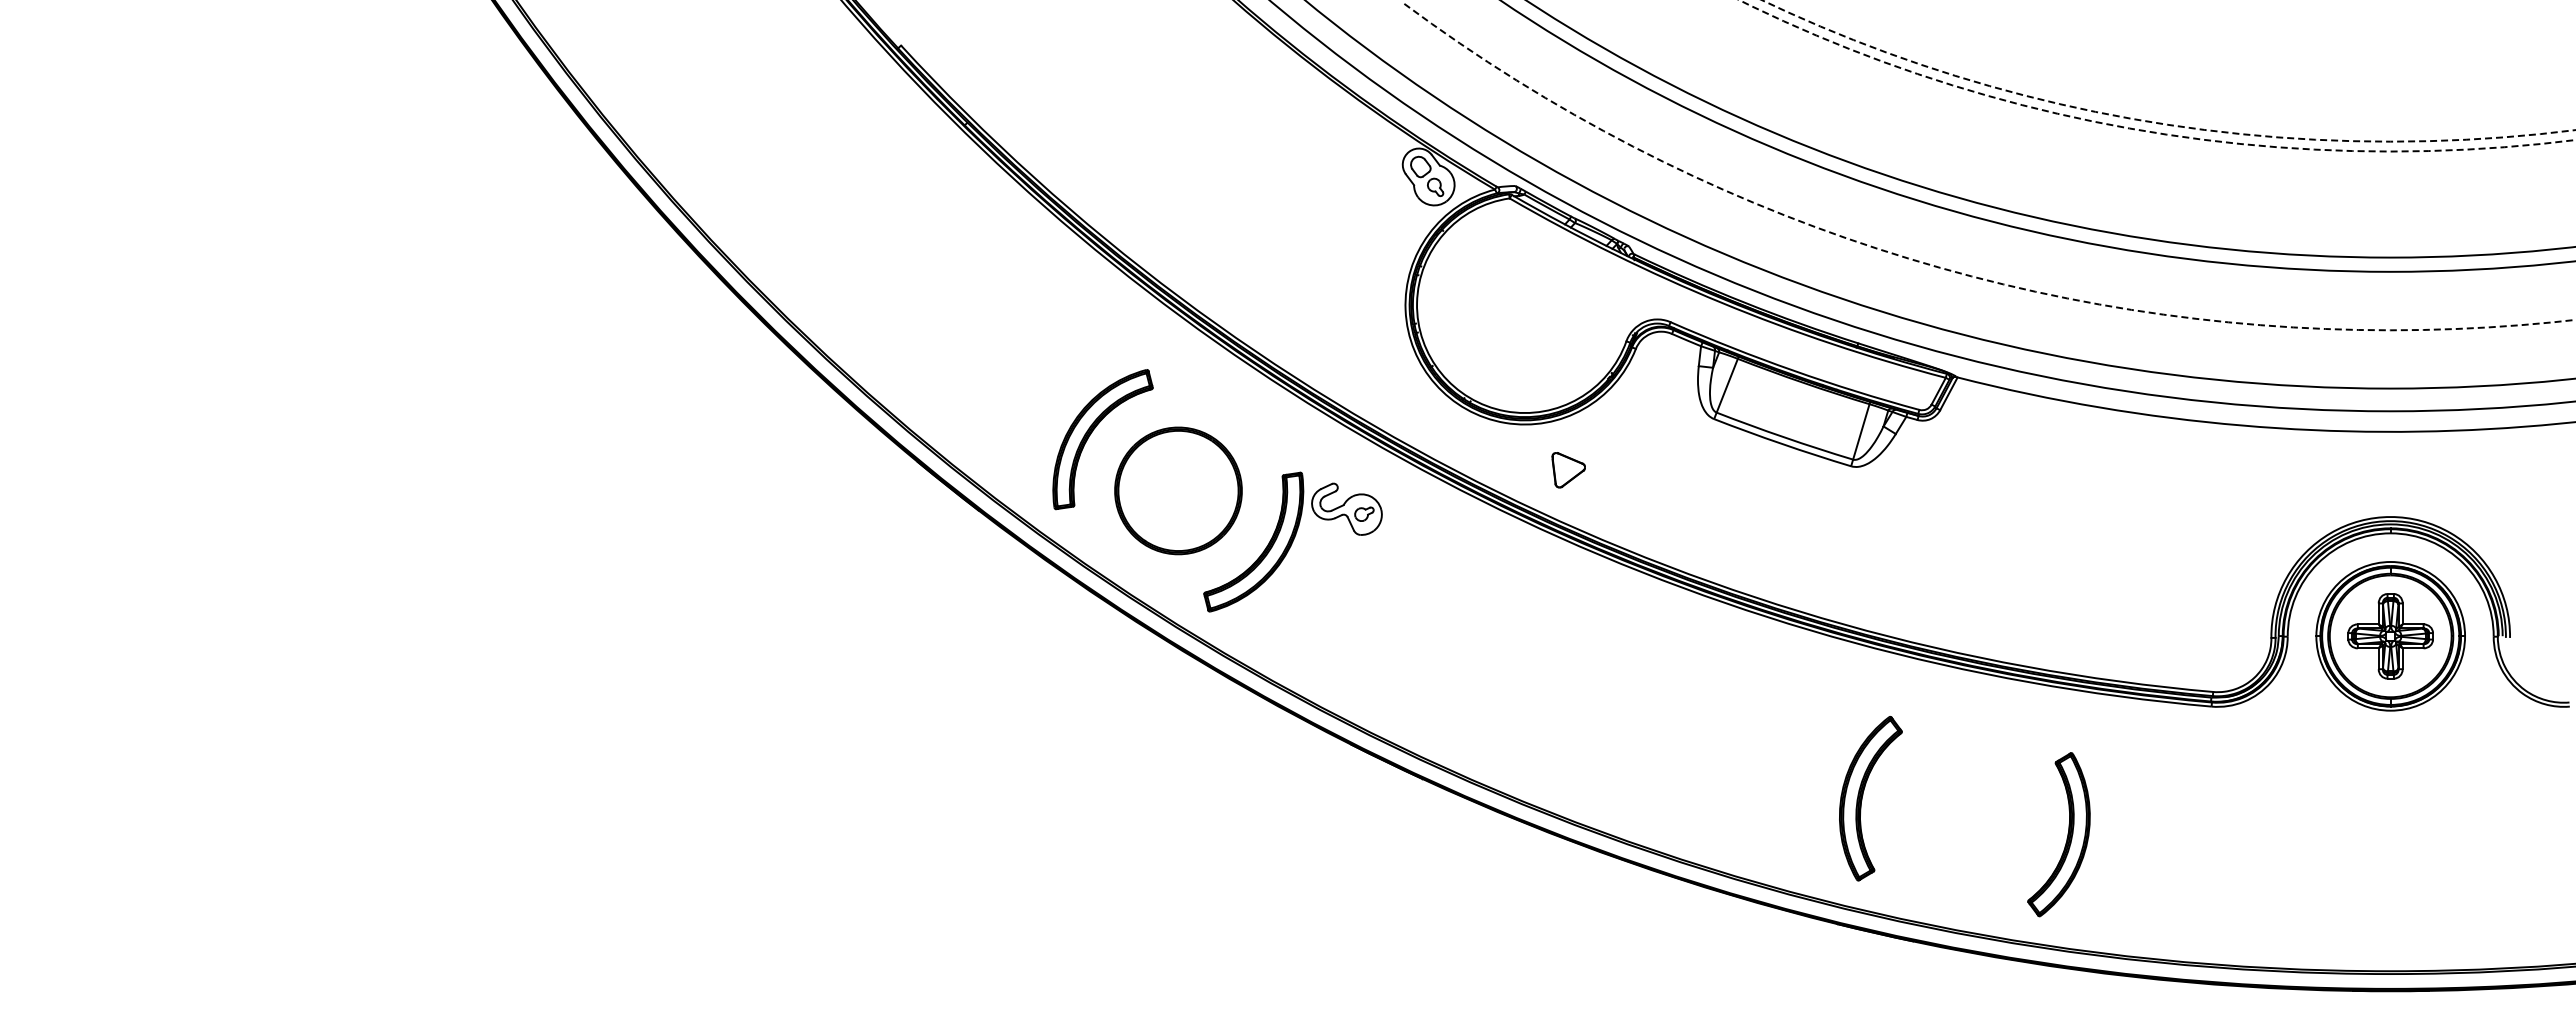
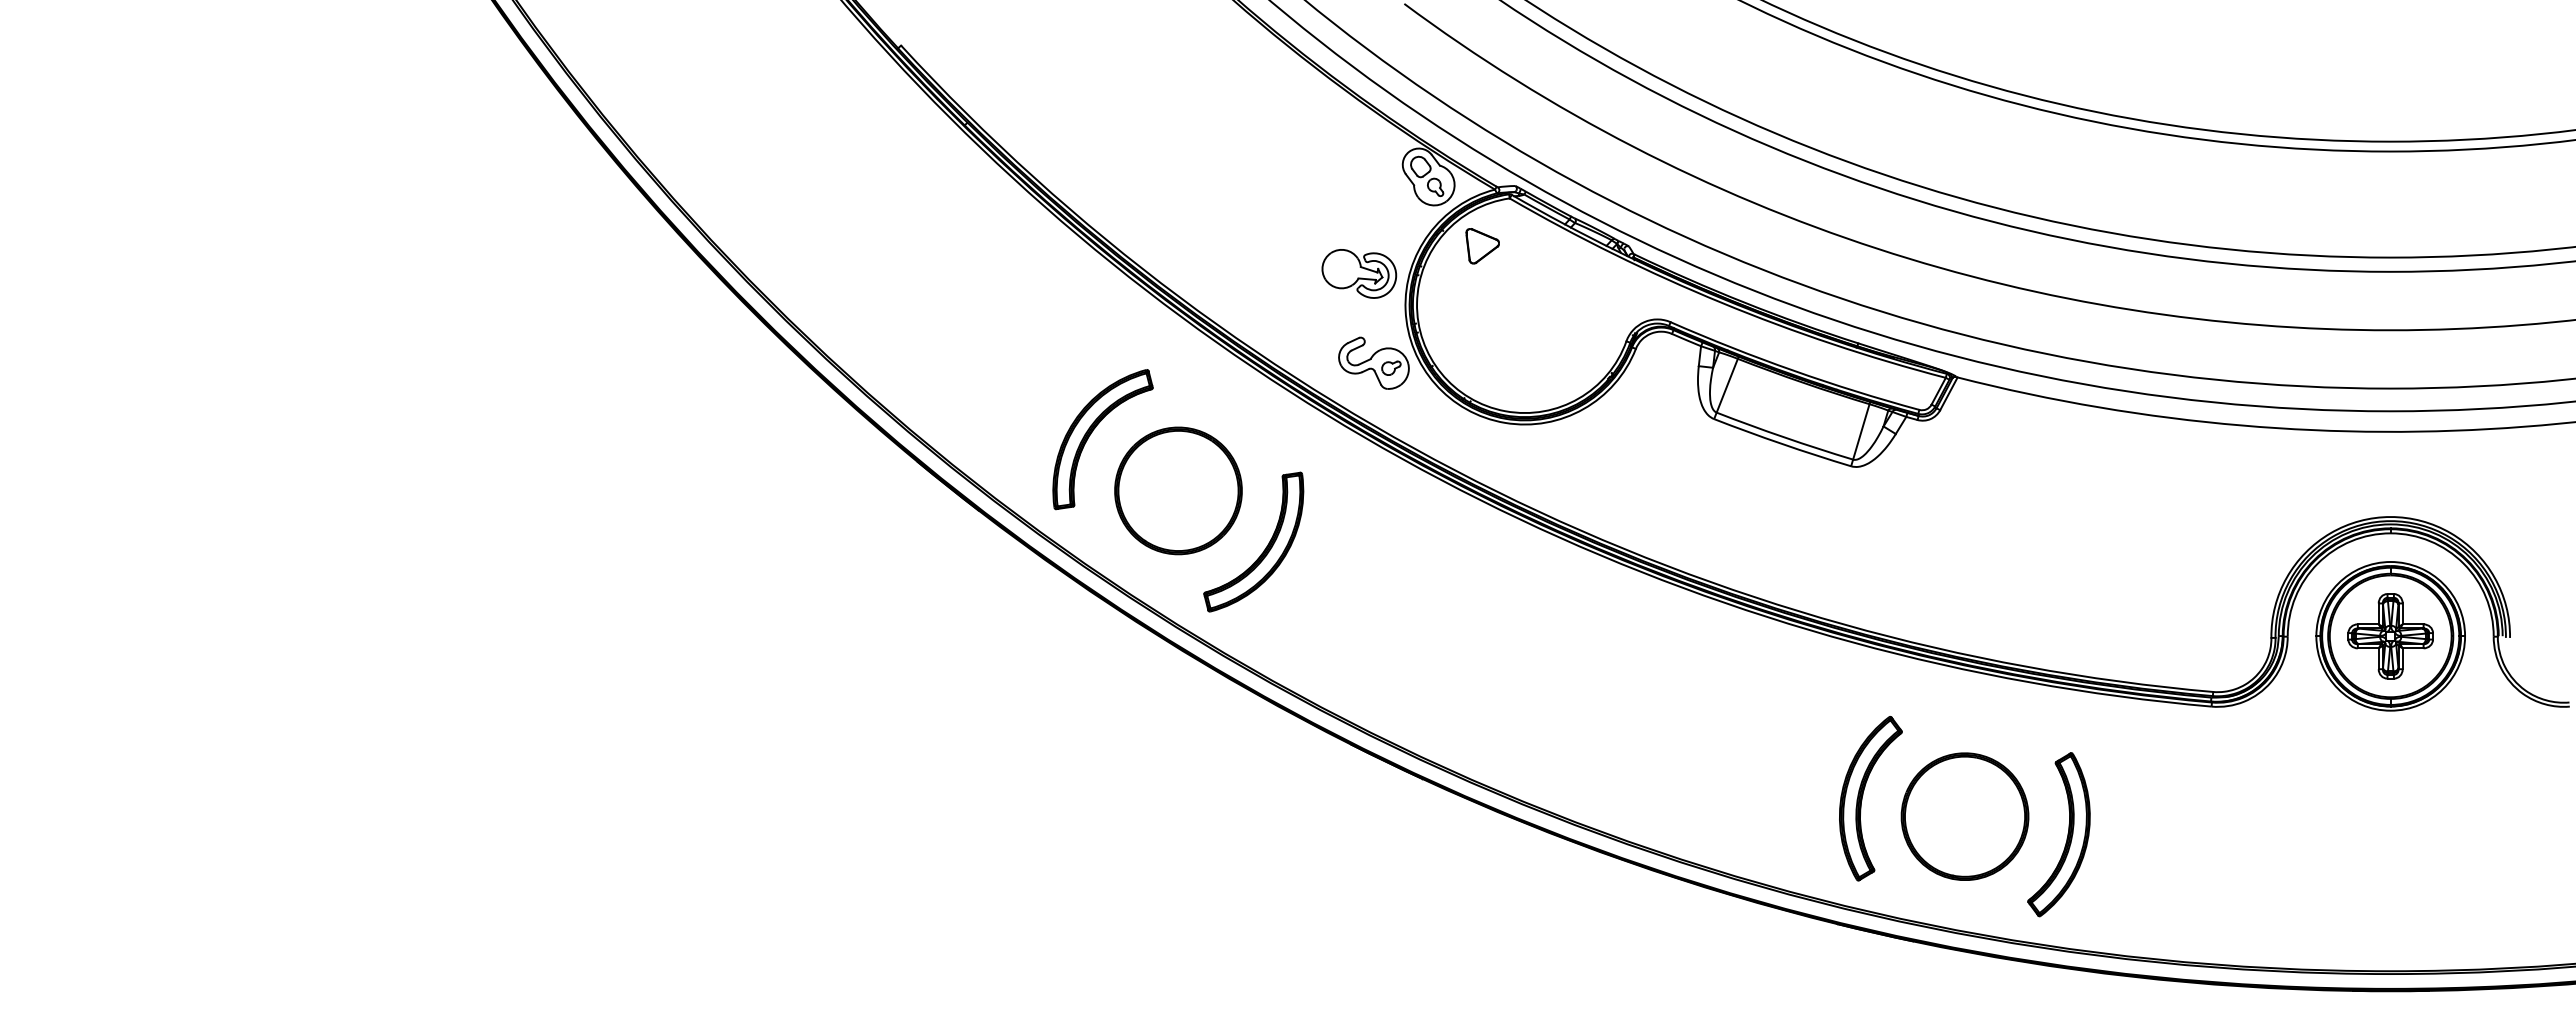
circle: dashed -> solid (2168, 70)
circle: dashed -> solid (2157, 75)
part: none -> present (1359, 273)
arc: dashed -> solid (1960, 273)
part position: (1568, 470) -> (1482, 246) (1482, 246)
part position: (1346, 508) -> (1373, 362) (1373, 362)
part: none -> present (1964, 816)
